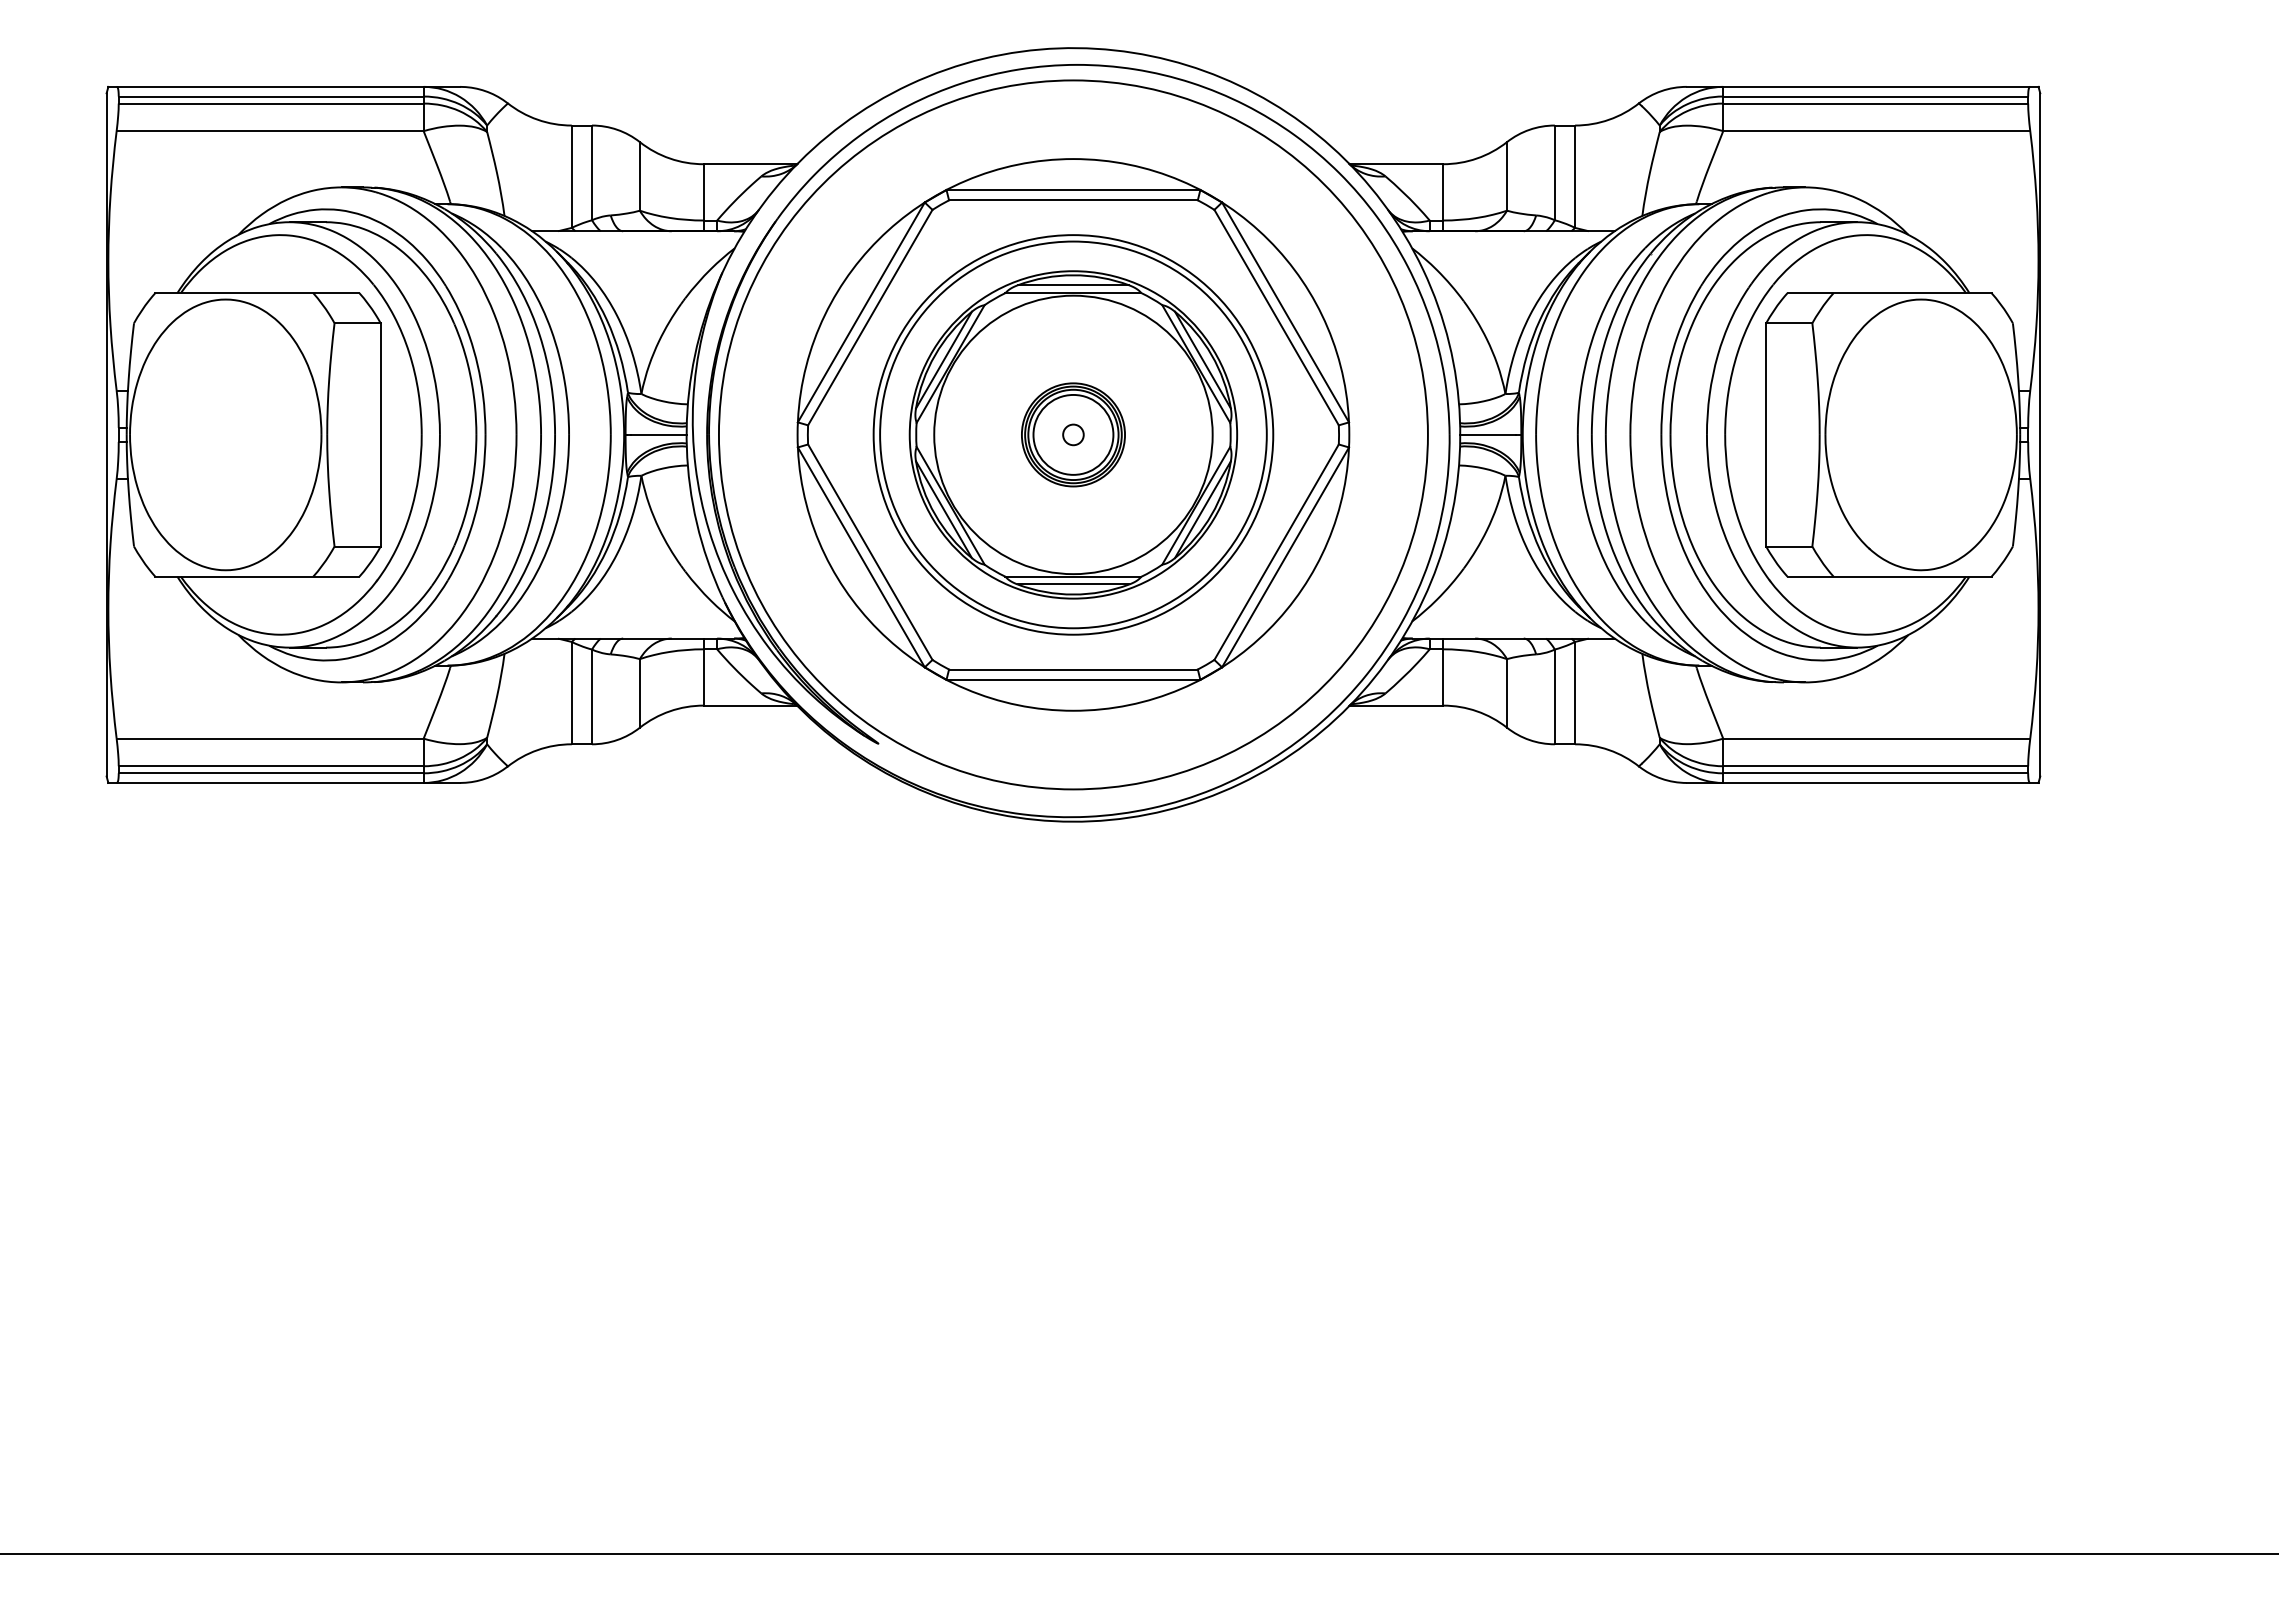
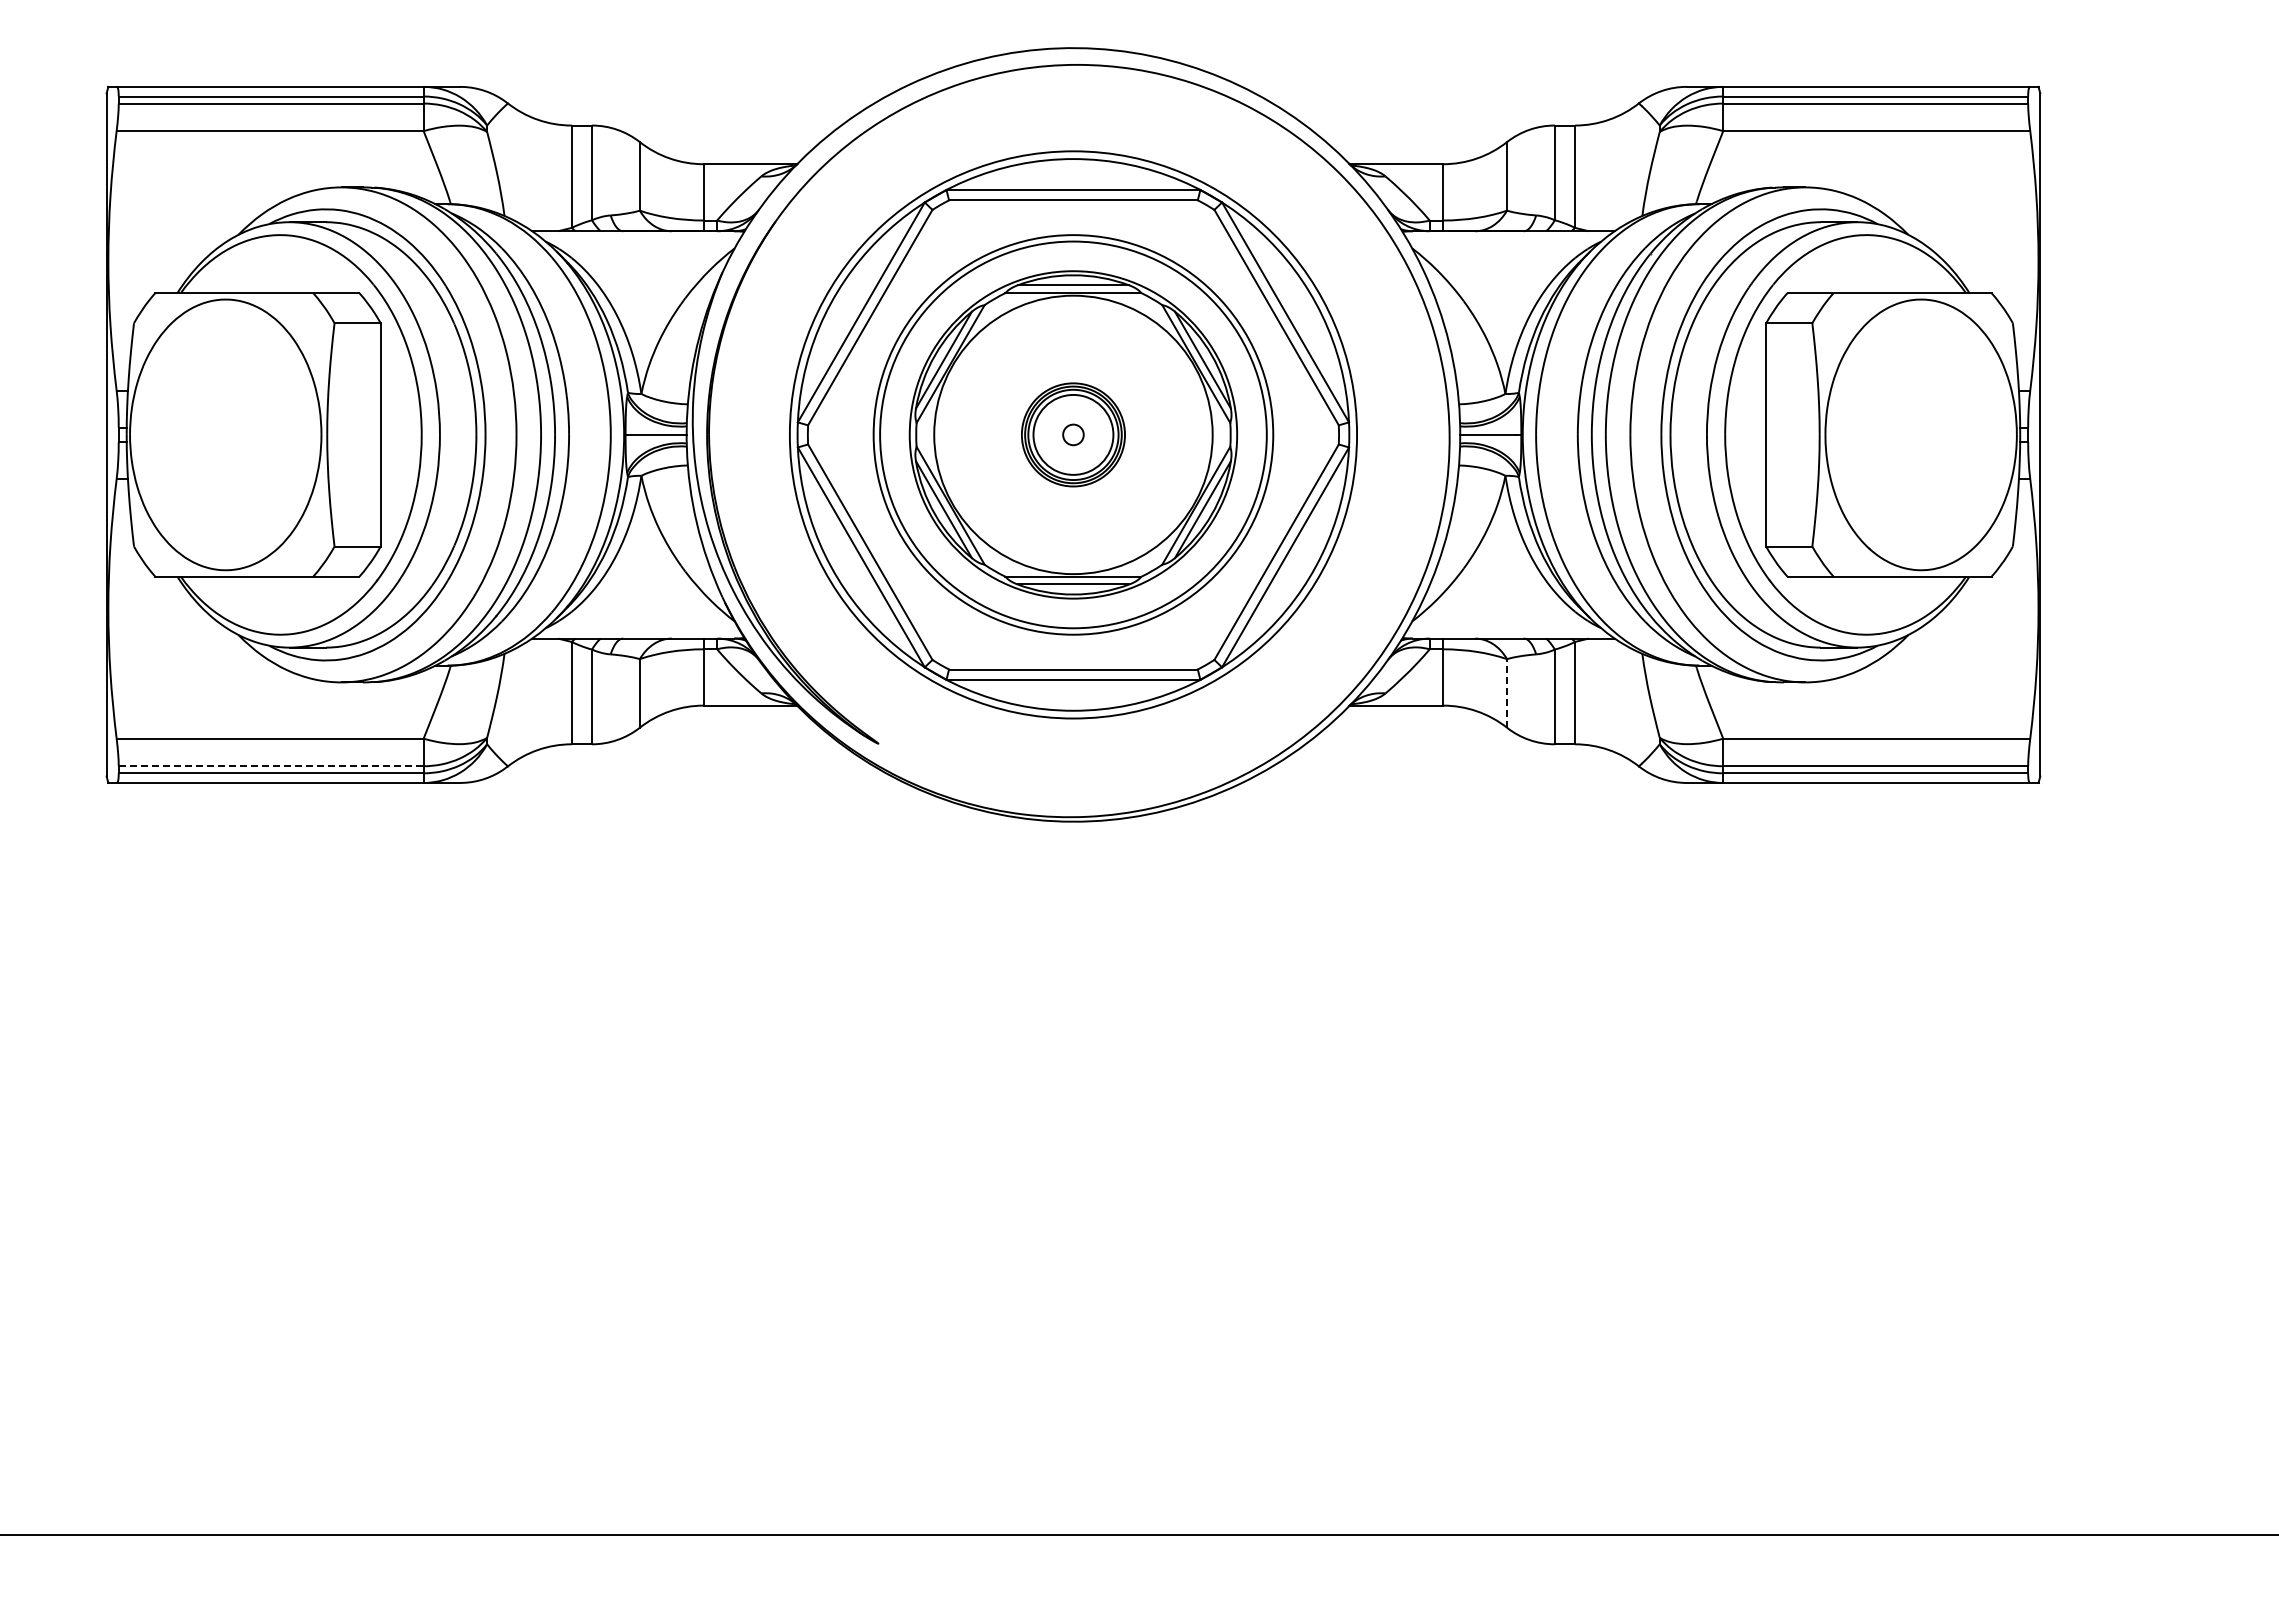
circle diameter: 709 px -> 567 px (1073, 434)
line: solid -> dashed (1507, 692)
line: solid -> dashed (271, 766)
line position: (1138, 1553) -> (1138, 1534) (1138, 1534)
